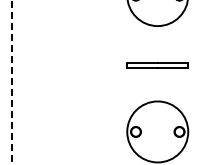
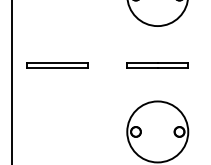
part: none -> present (57, 65)
line: dashed -> solid (11, 82)
